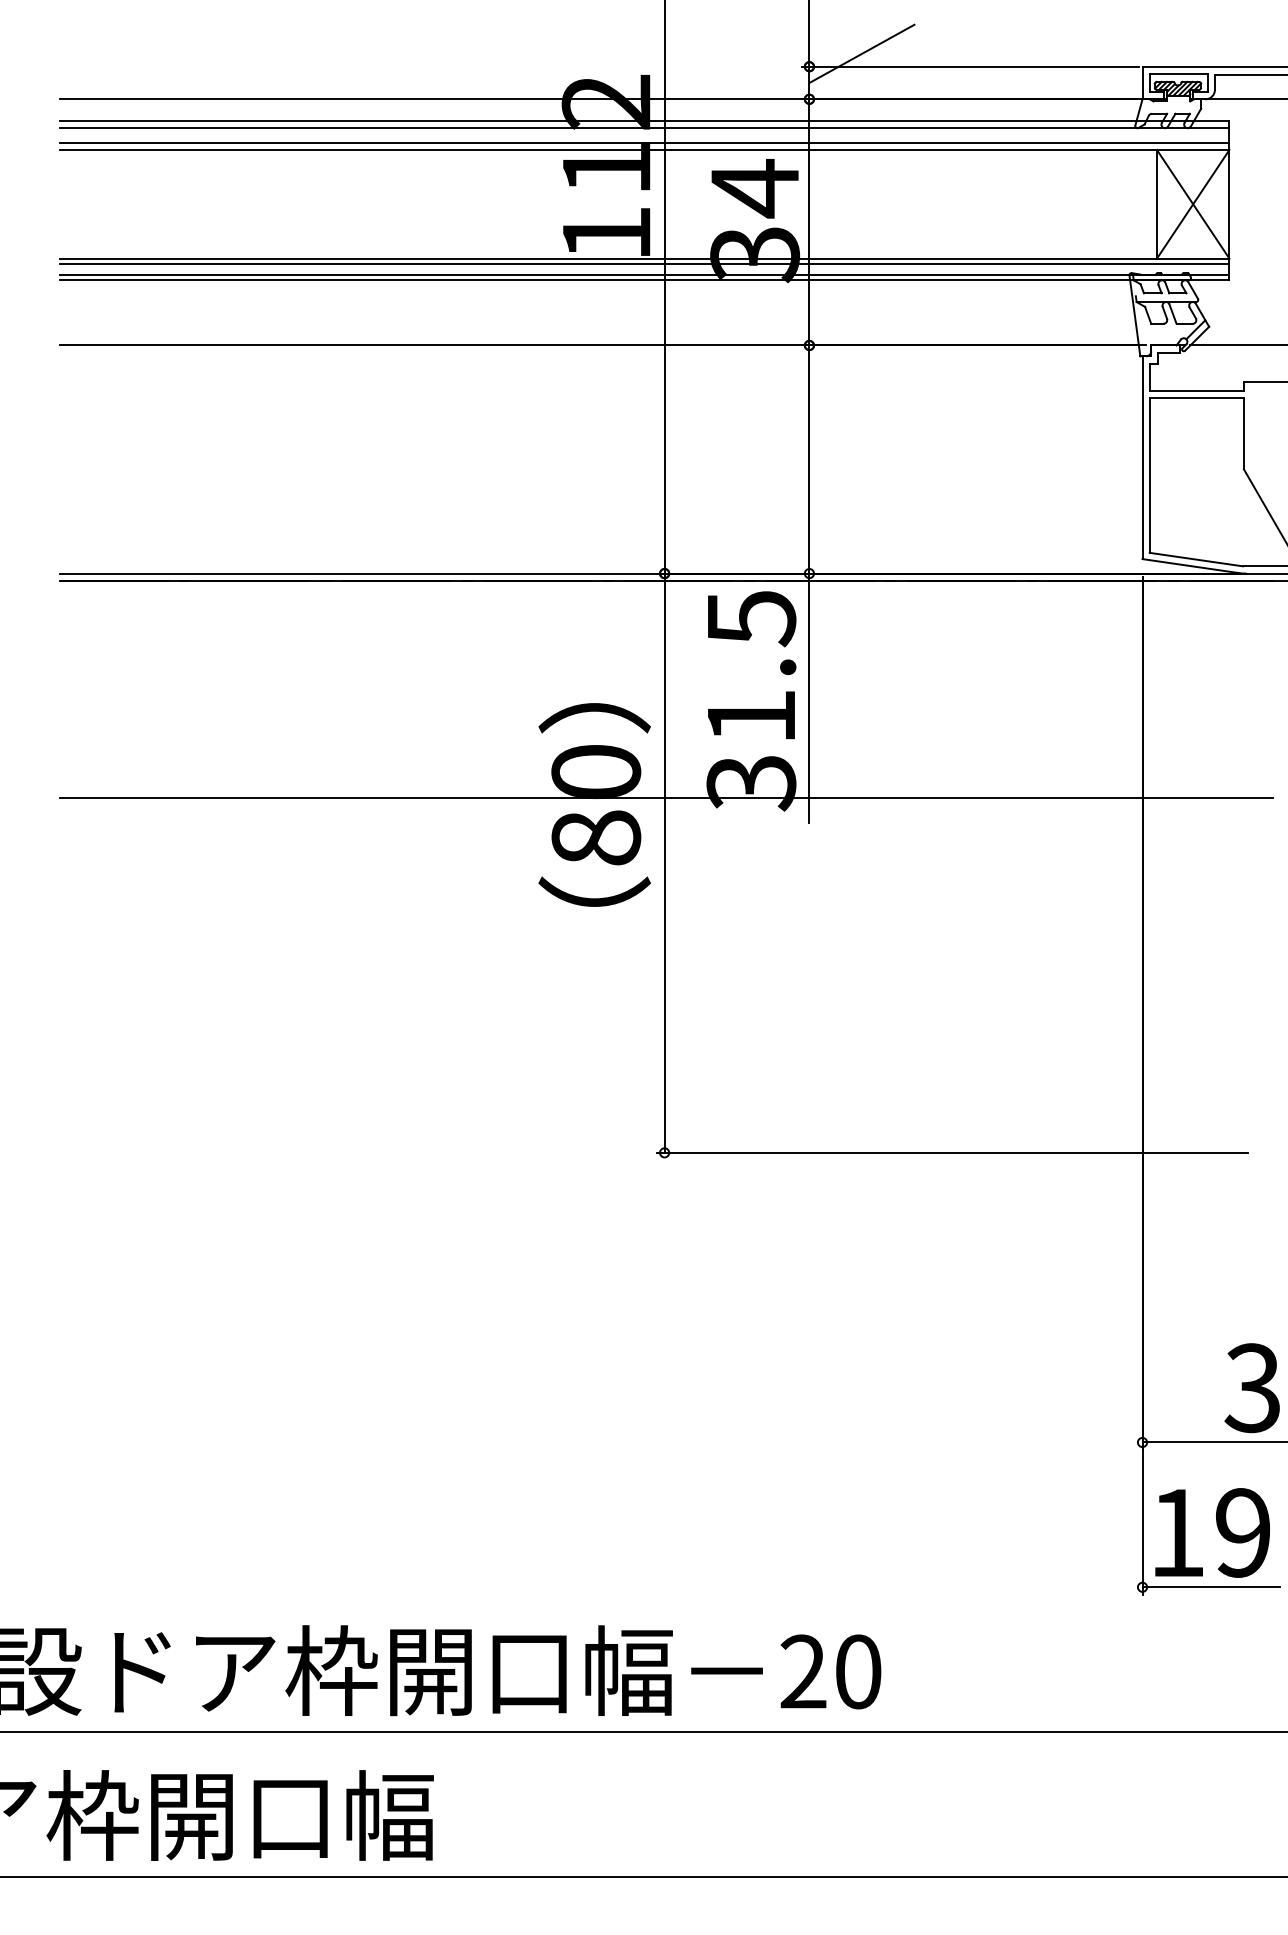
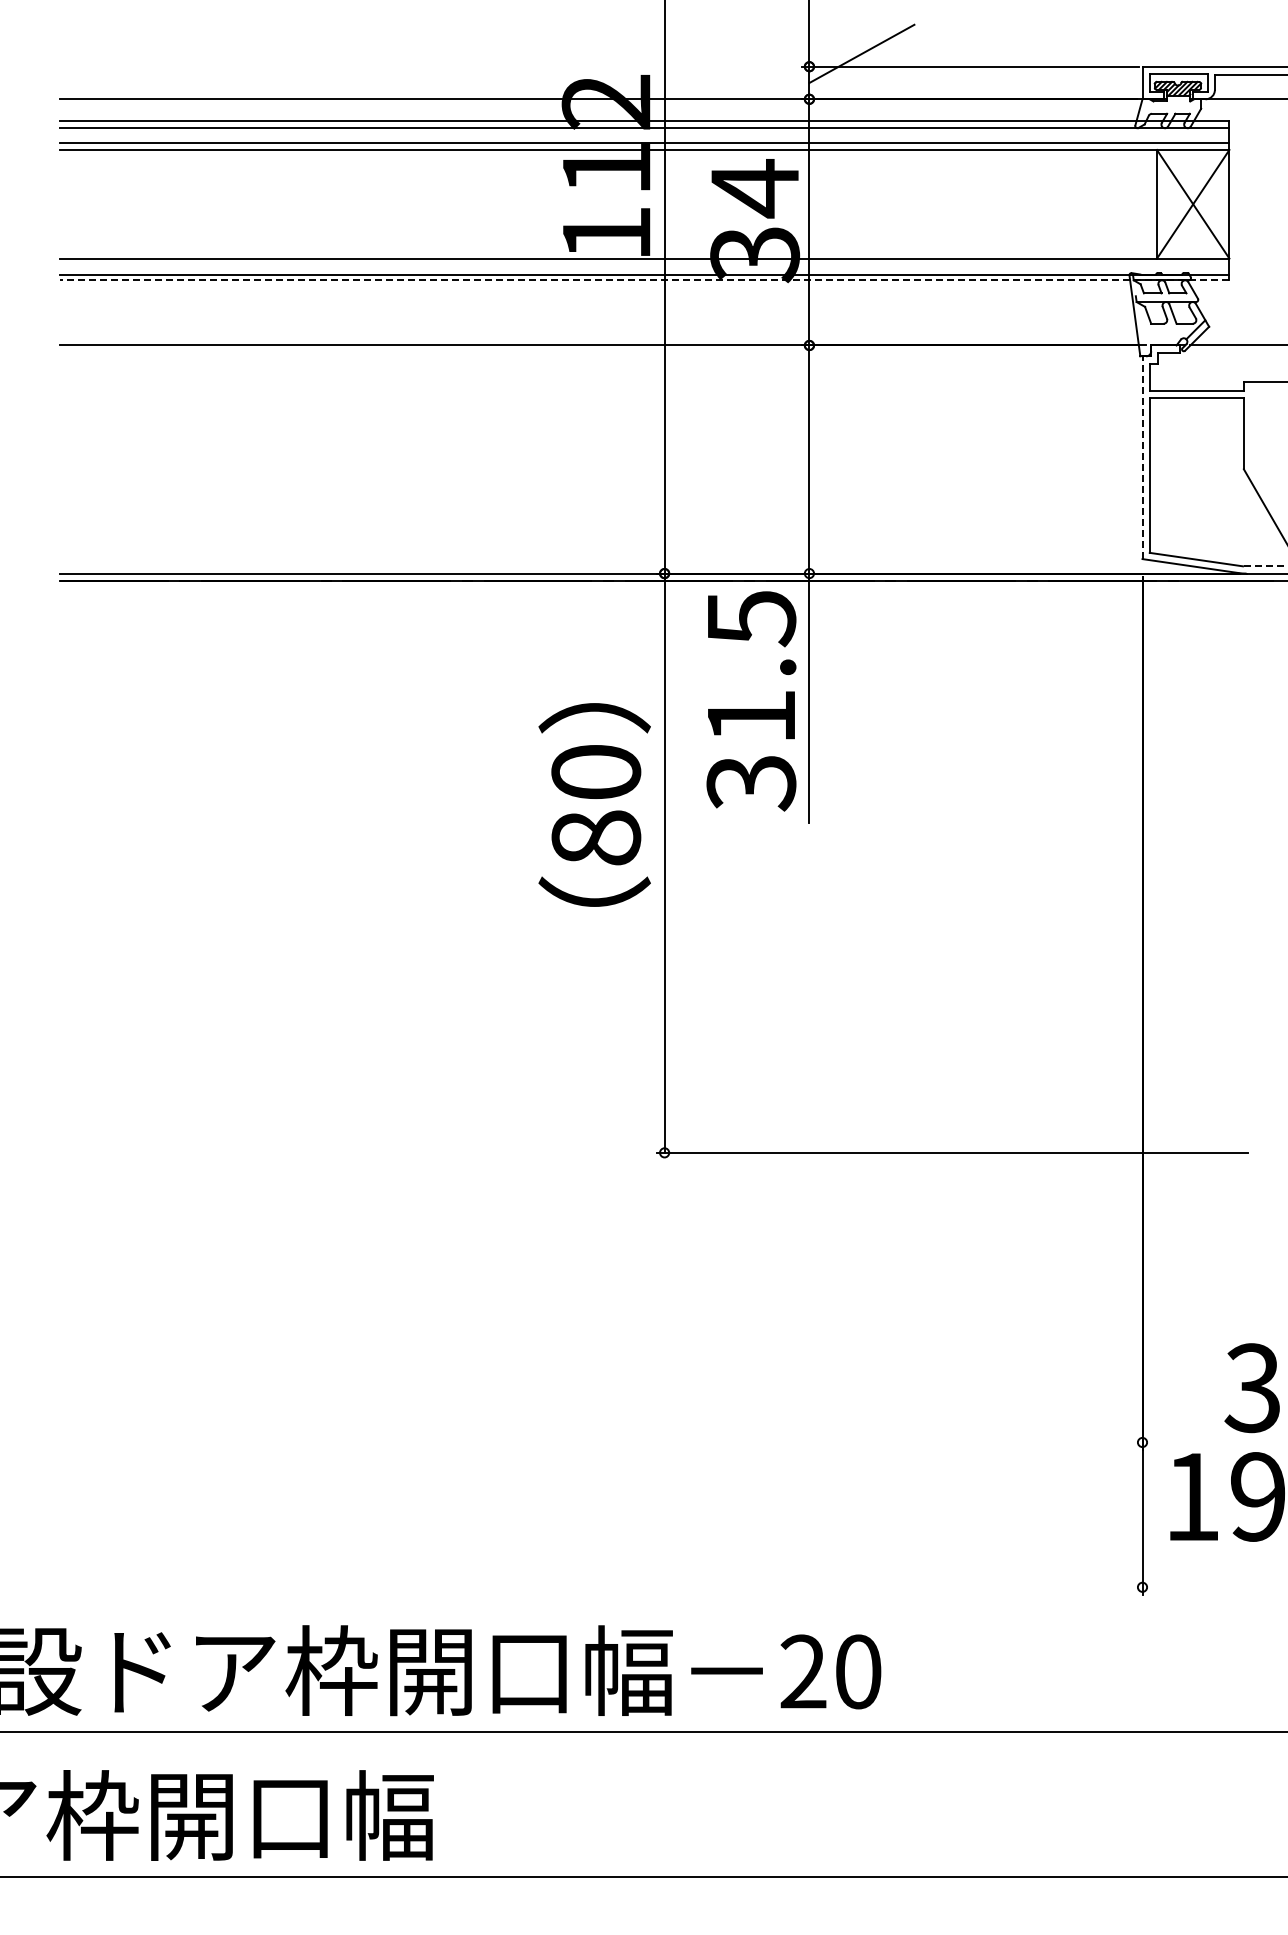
line: present -> none (644, 263)
line: solid -> dashed (644, 280)
line: solid -> dashed (1142, 457)
line: solid -> dashed (1264, 566)
line: present -> none (666, 798)
line: present -> none (1213, 1442)
text position: (1212, 1532) -> (1227, 1496) (1227, 1496)
line: present -> none (1211, 1587)
